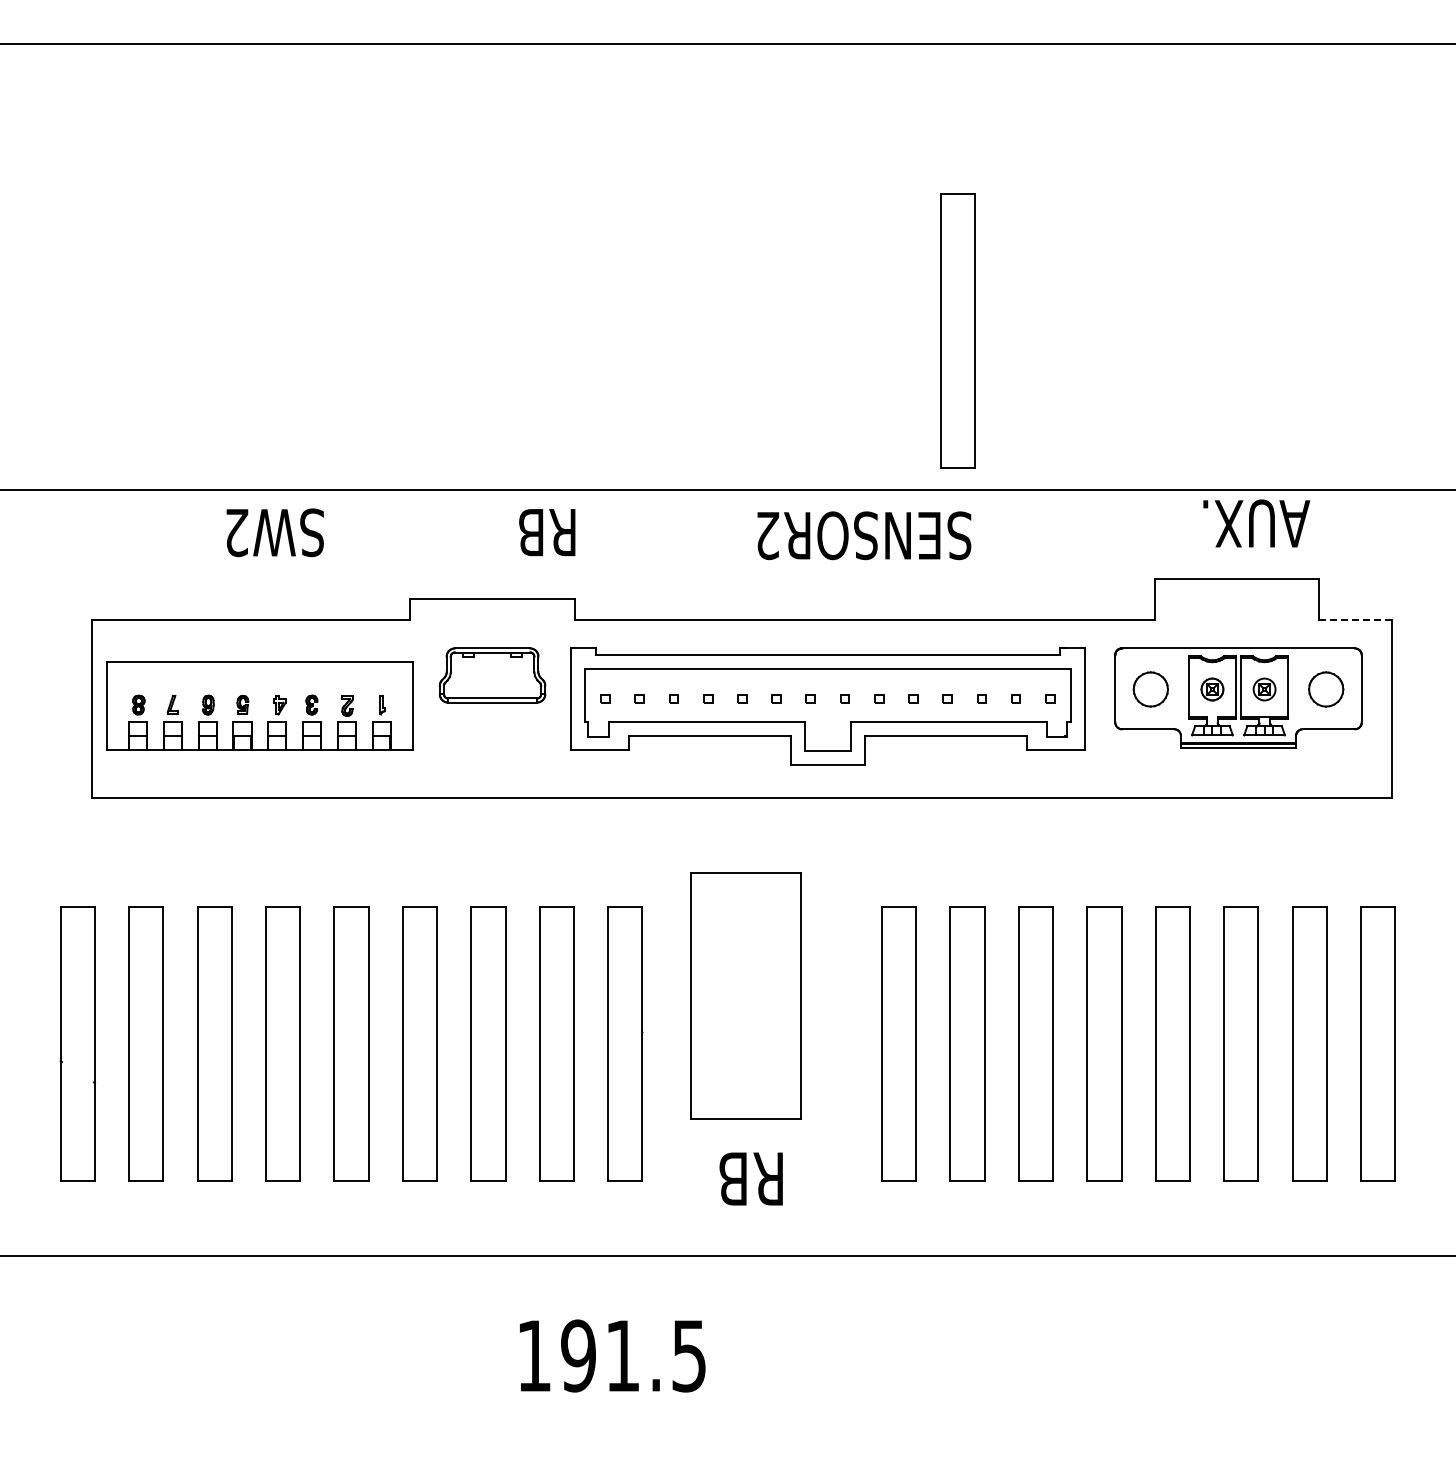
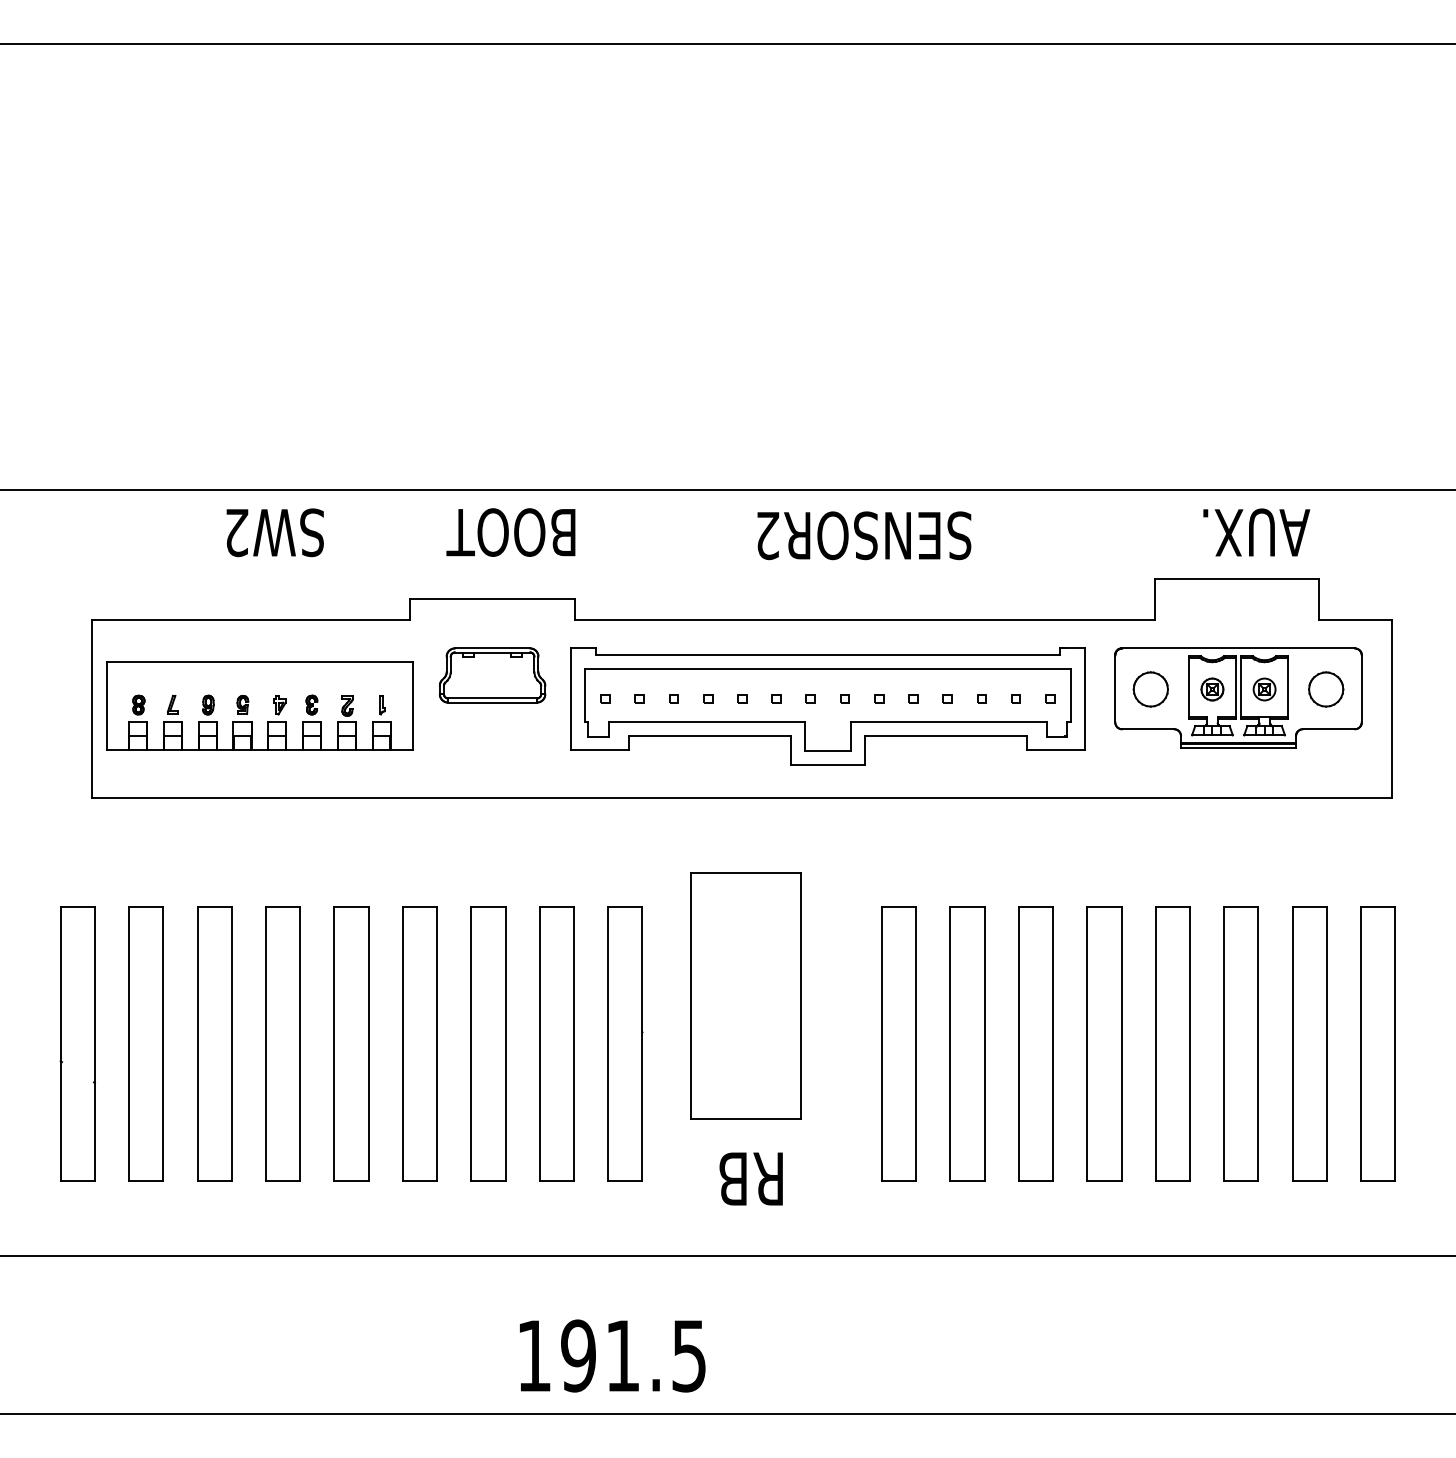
part: present -> none (957, 330)
text position: (1256, 523) -> (1256, 532) (1256, 532)
text: RB -> BOOT (508, 532)
line: dashed -> solid (1356, 619)
line: none -> present (727, 1414)
